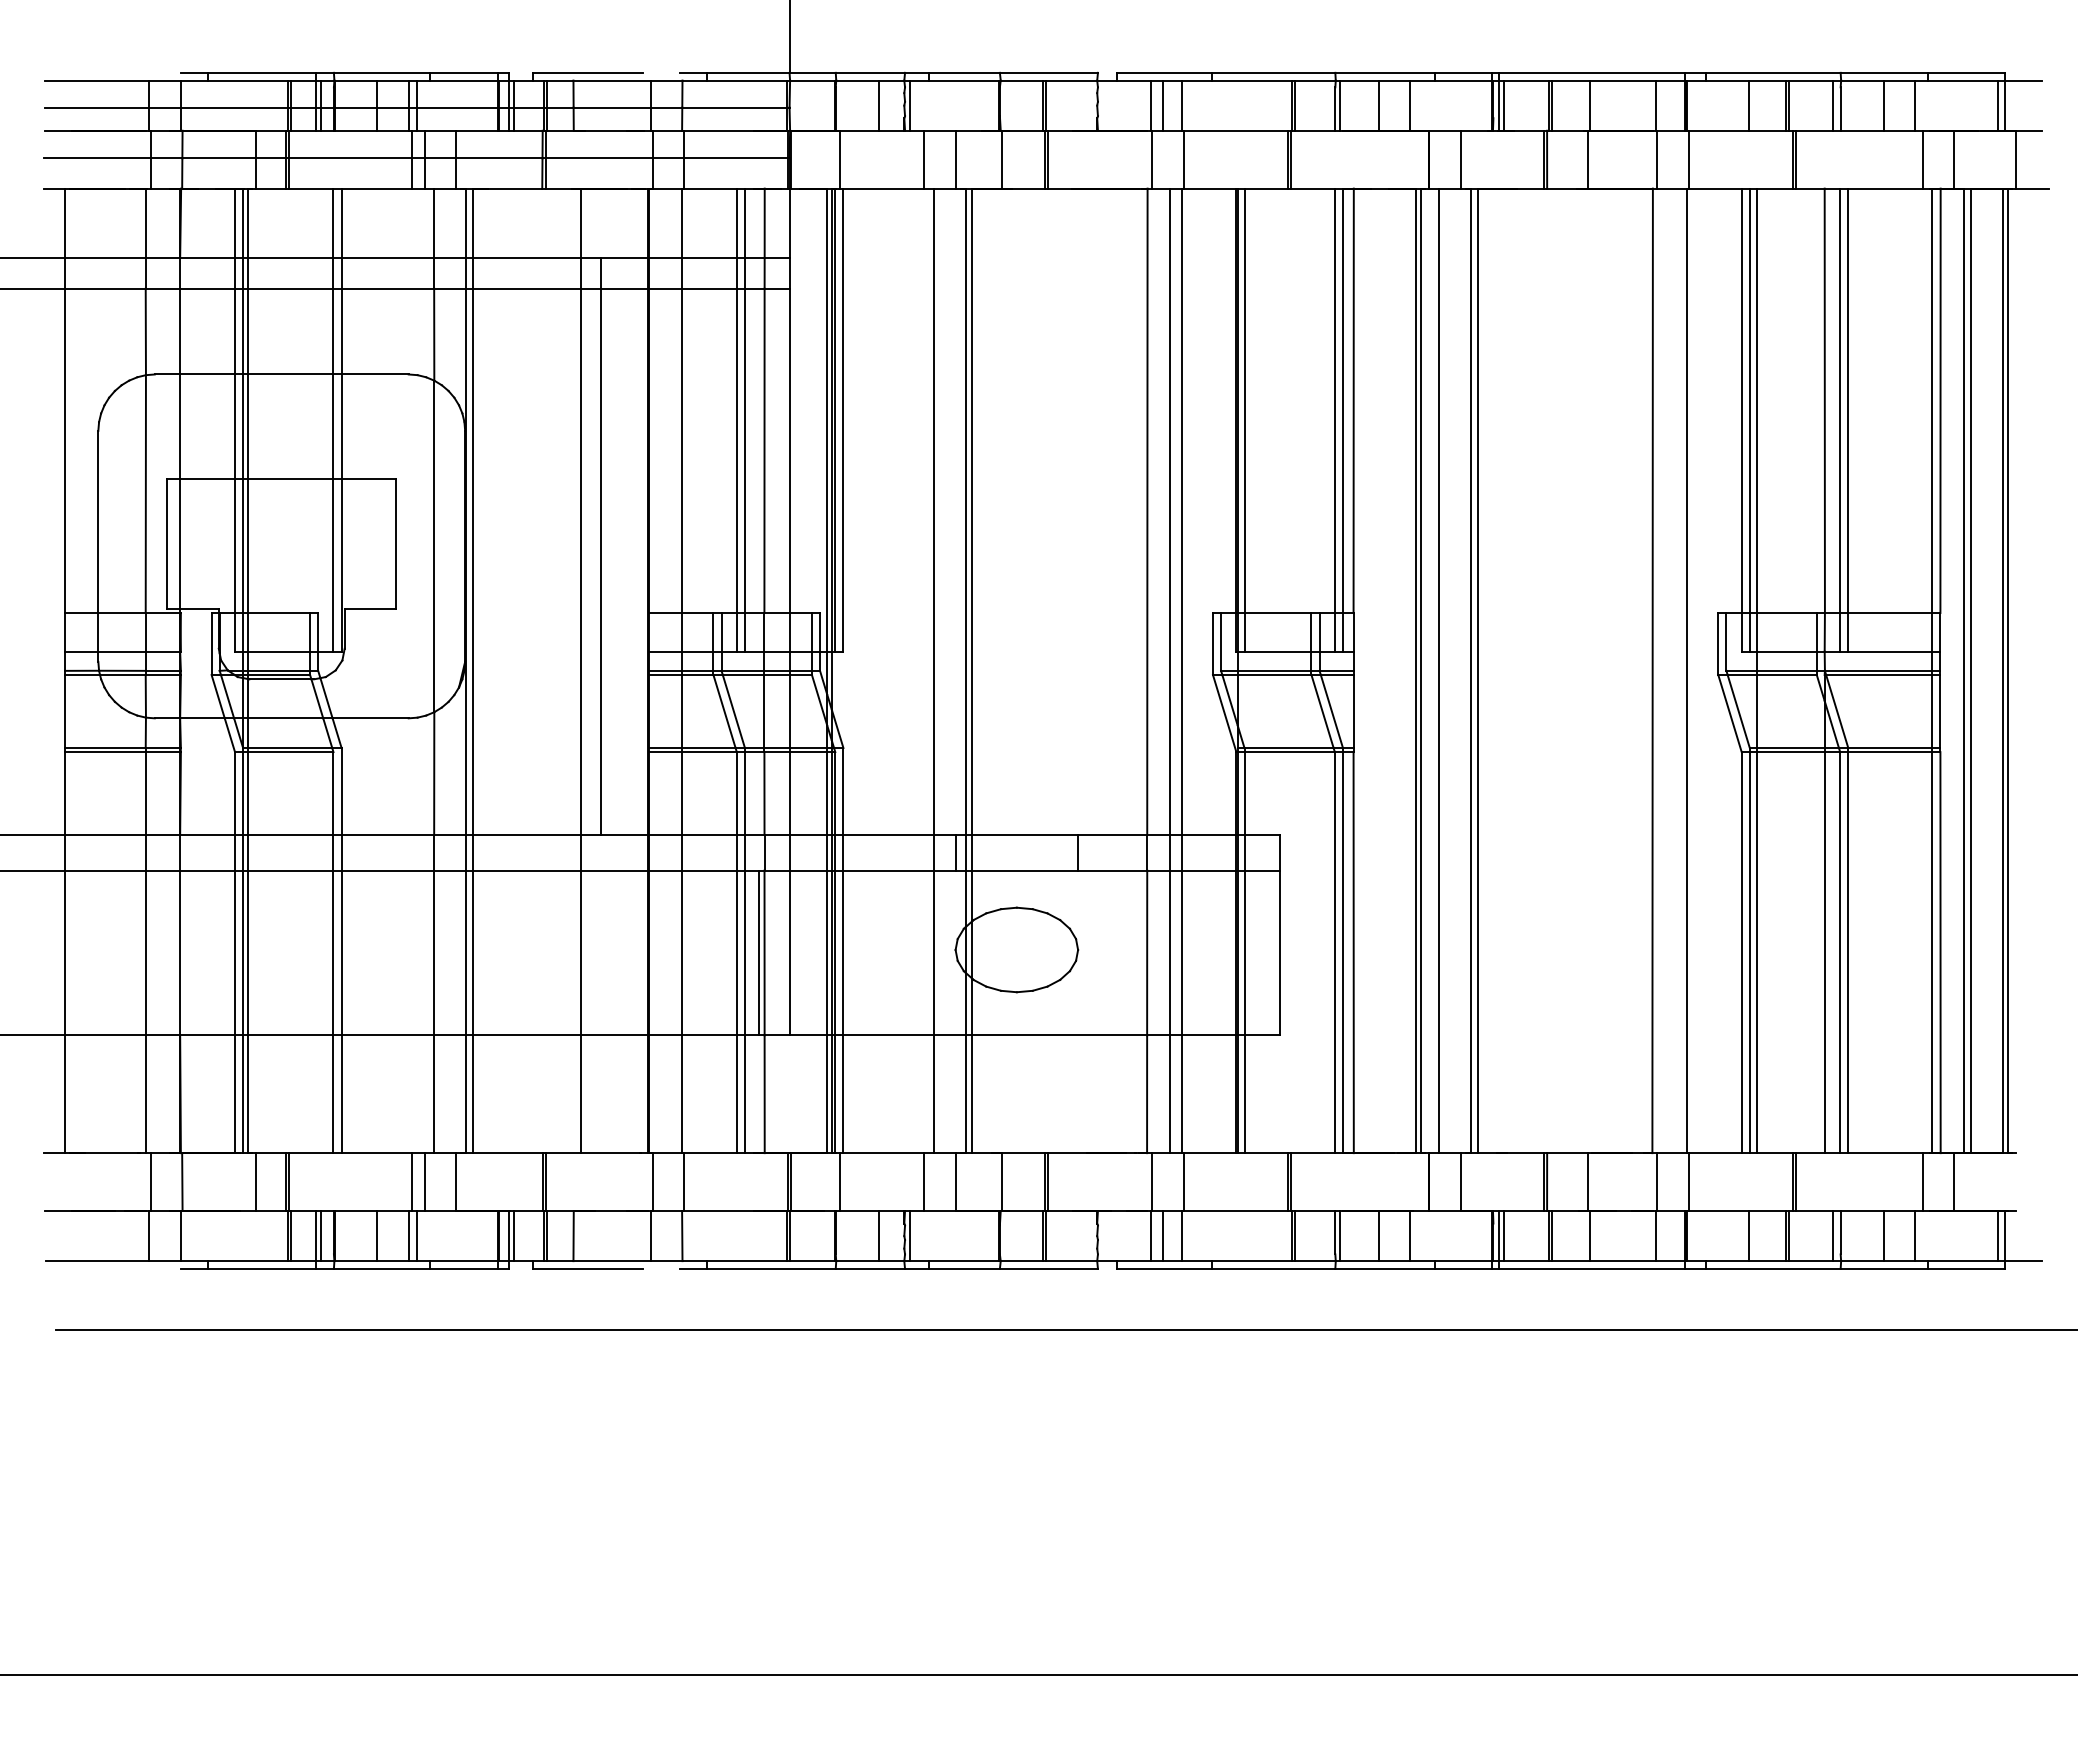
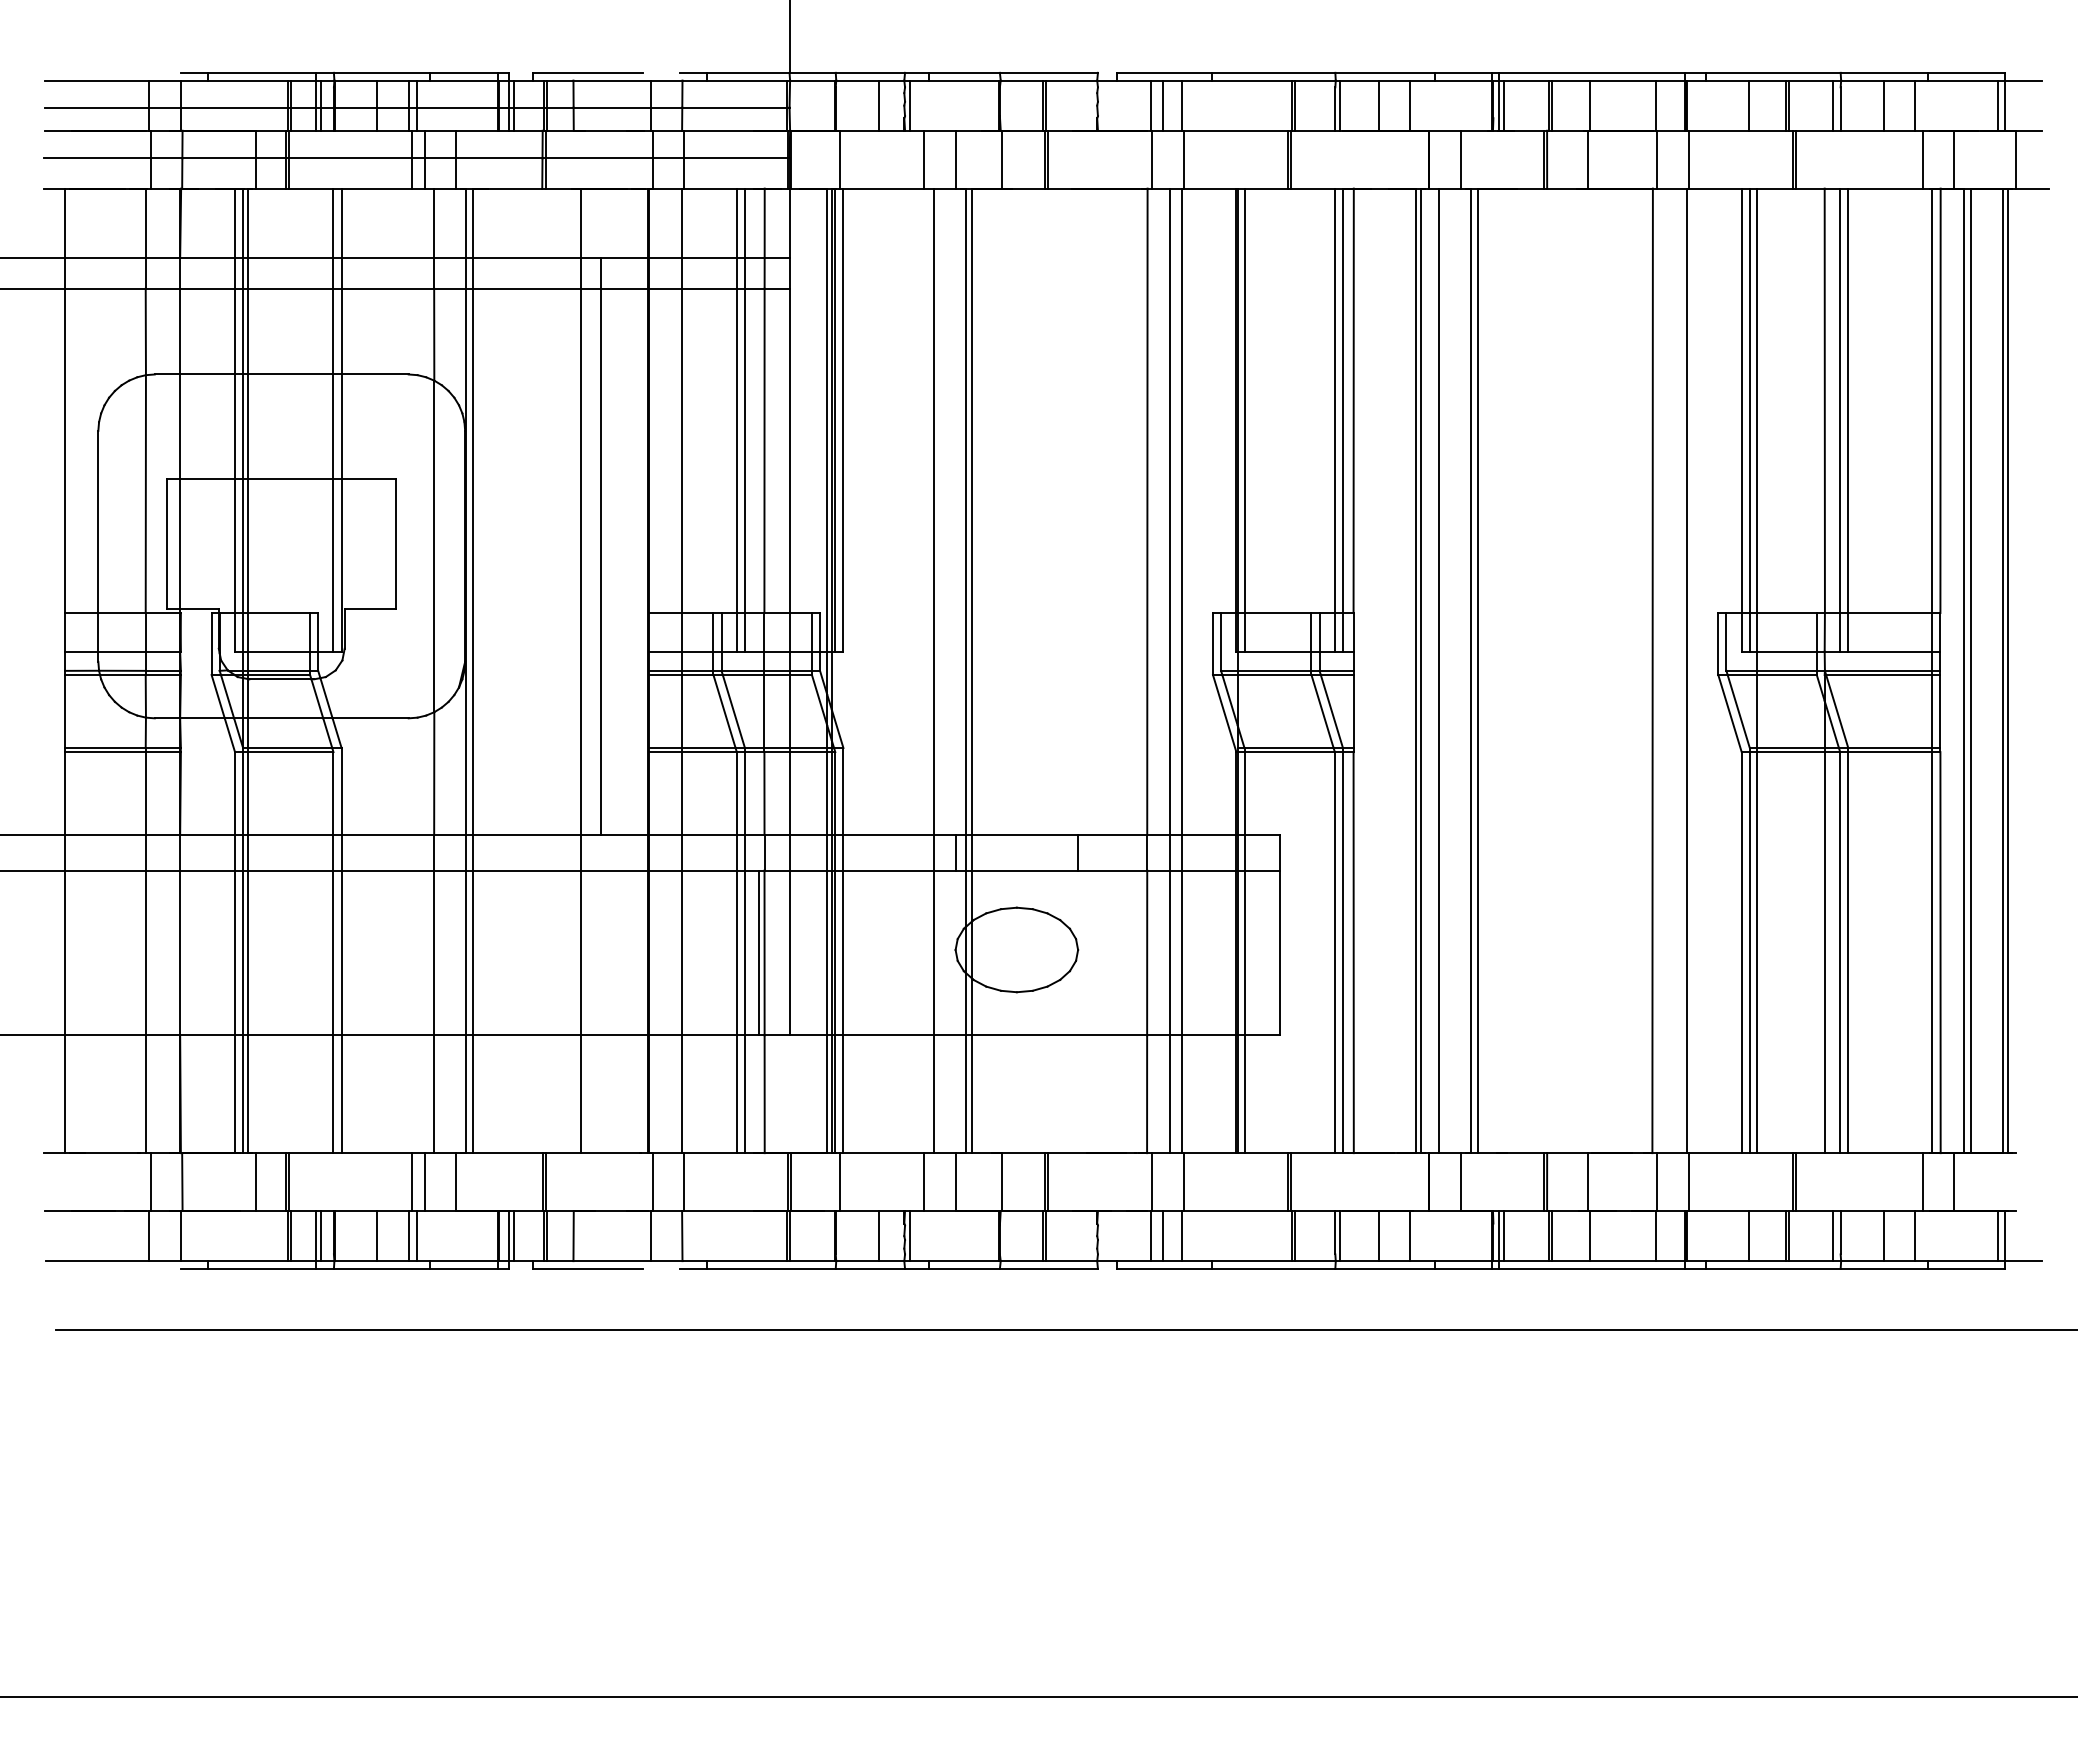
line position: (1038, 1675) -> (1038, 1697) (1038, 1697)
